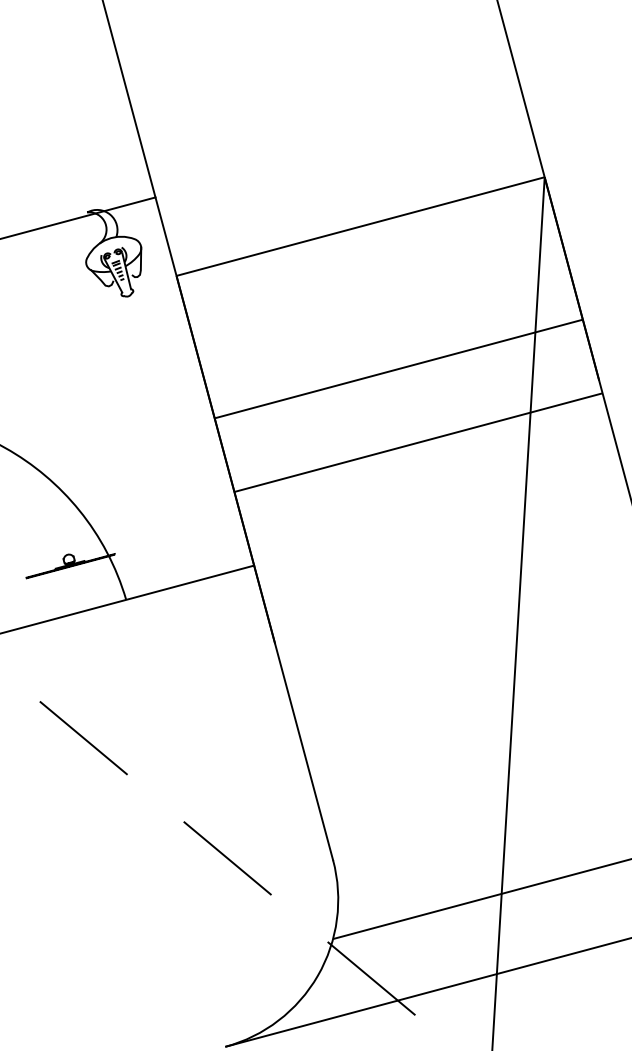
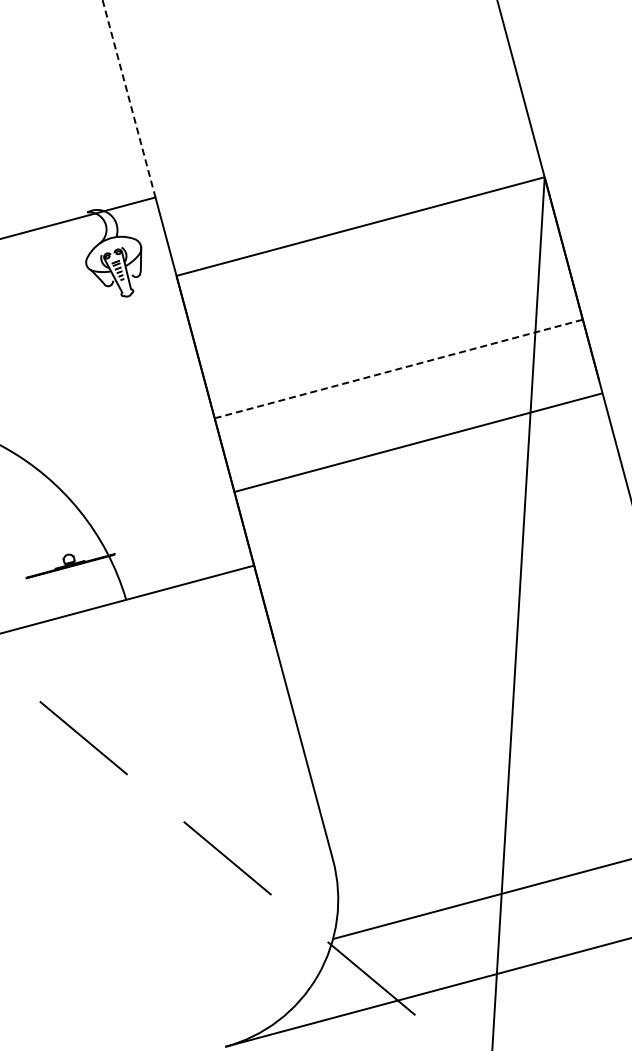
line: solid -> dashed (129, 98)
line: solid -> dashed (398, 369)
